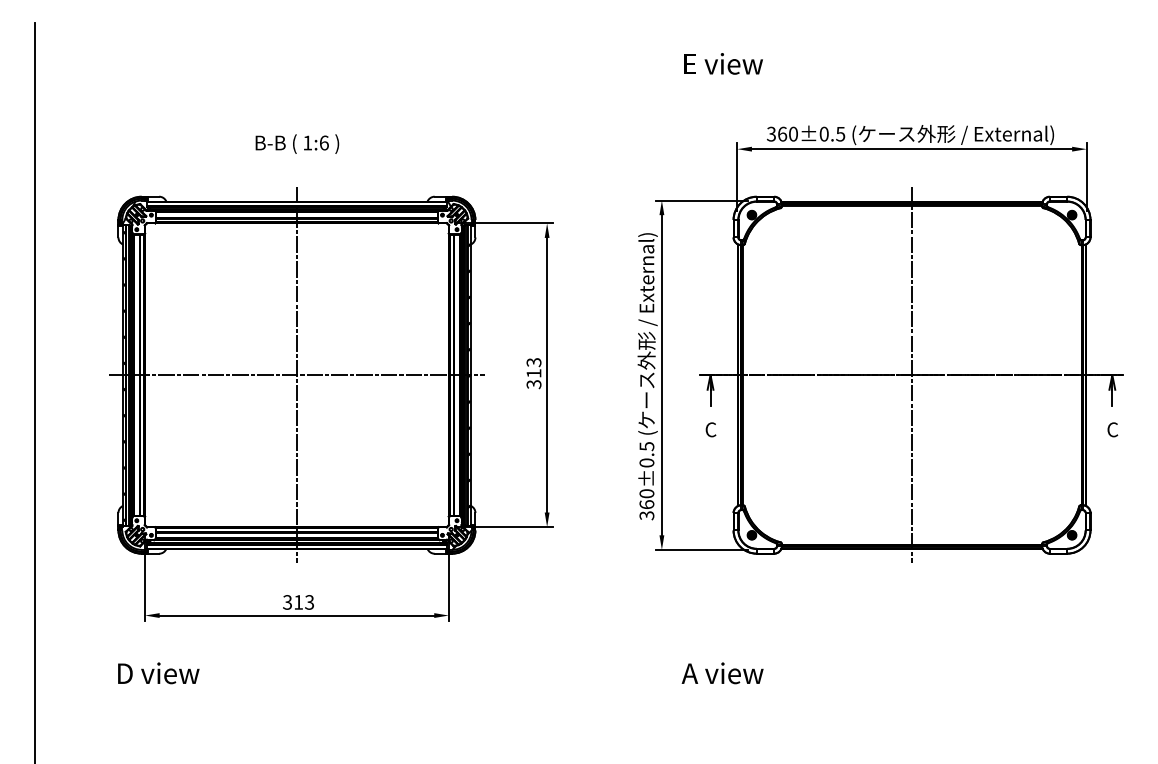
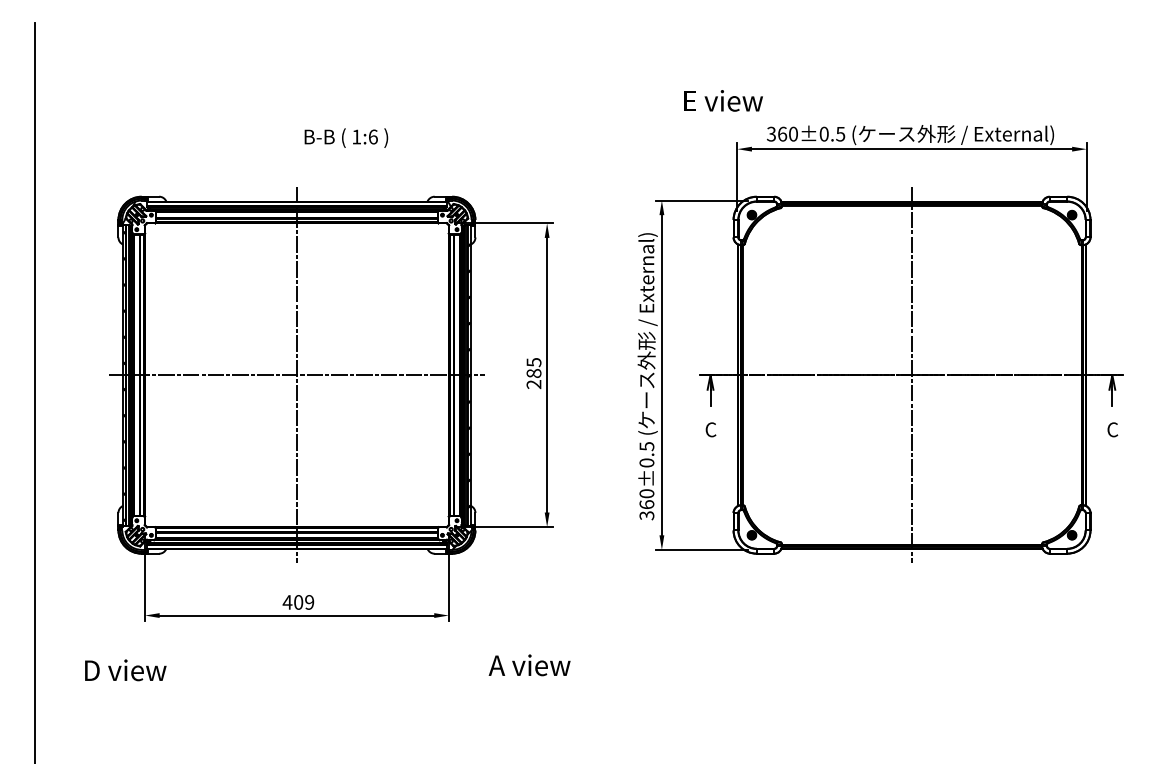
text position: (723, 63) -> (723, 100) (723, 100)
text position: (297, 143) -> (346, 137) (346, 137)
text: 313 -> 285 (533, 373)
text: 313 -> 409 (298, 602)
text position: (158, 673) -> (125, 670) (125, 670)
text position: (722, 673) -> (529, 665) (529, 665)
